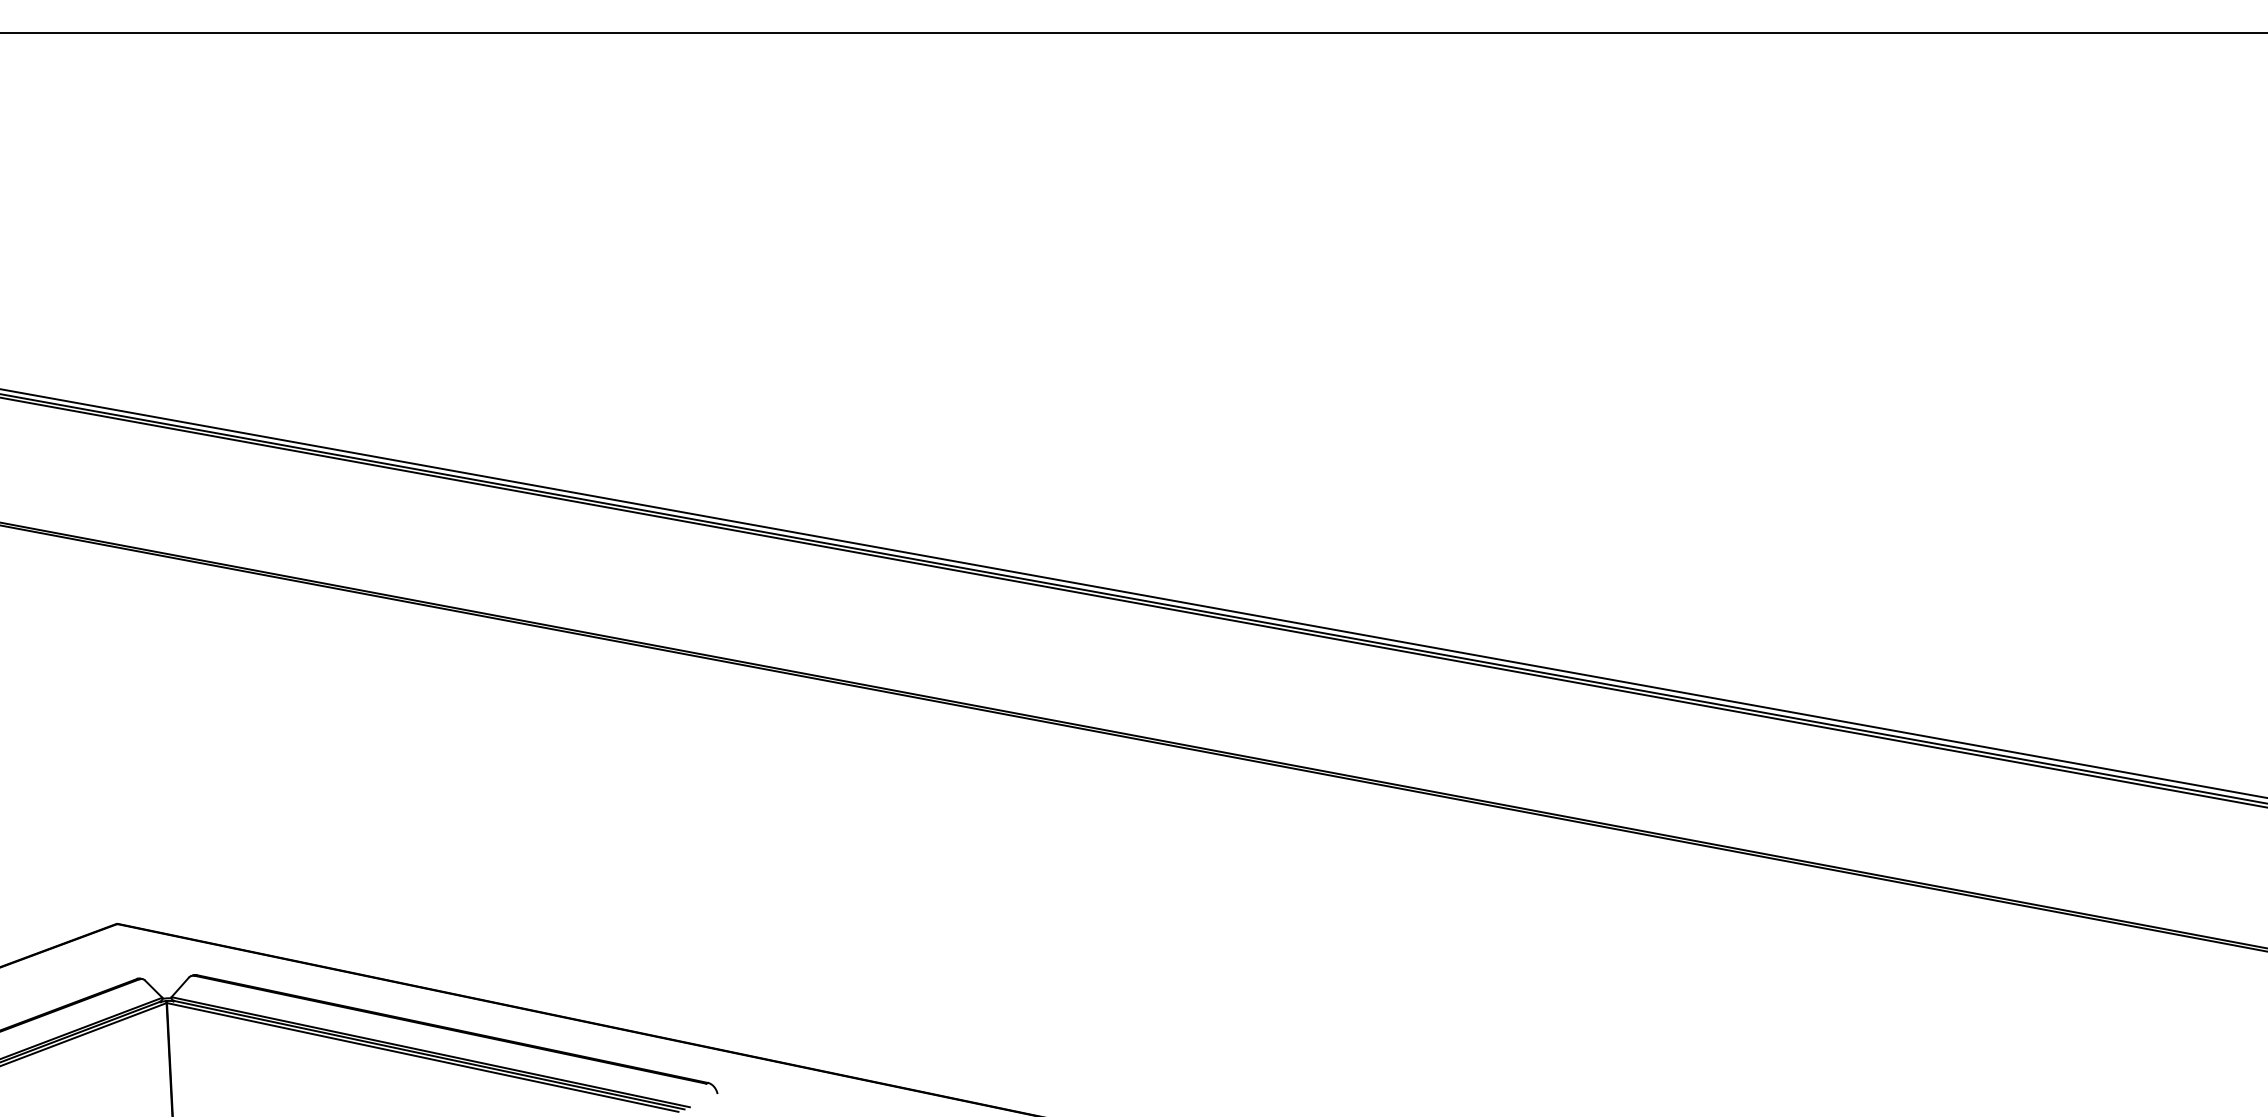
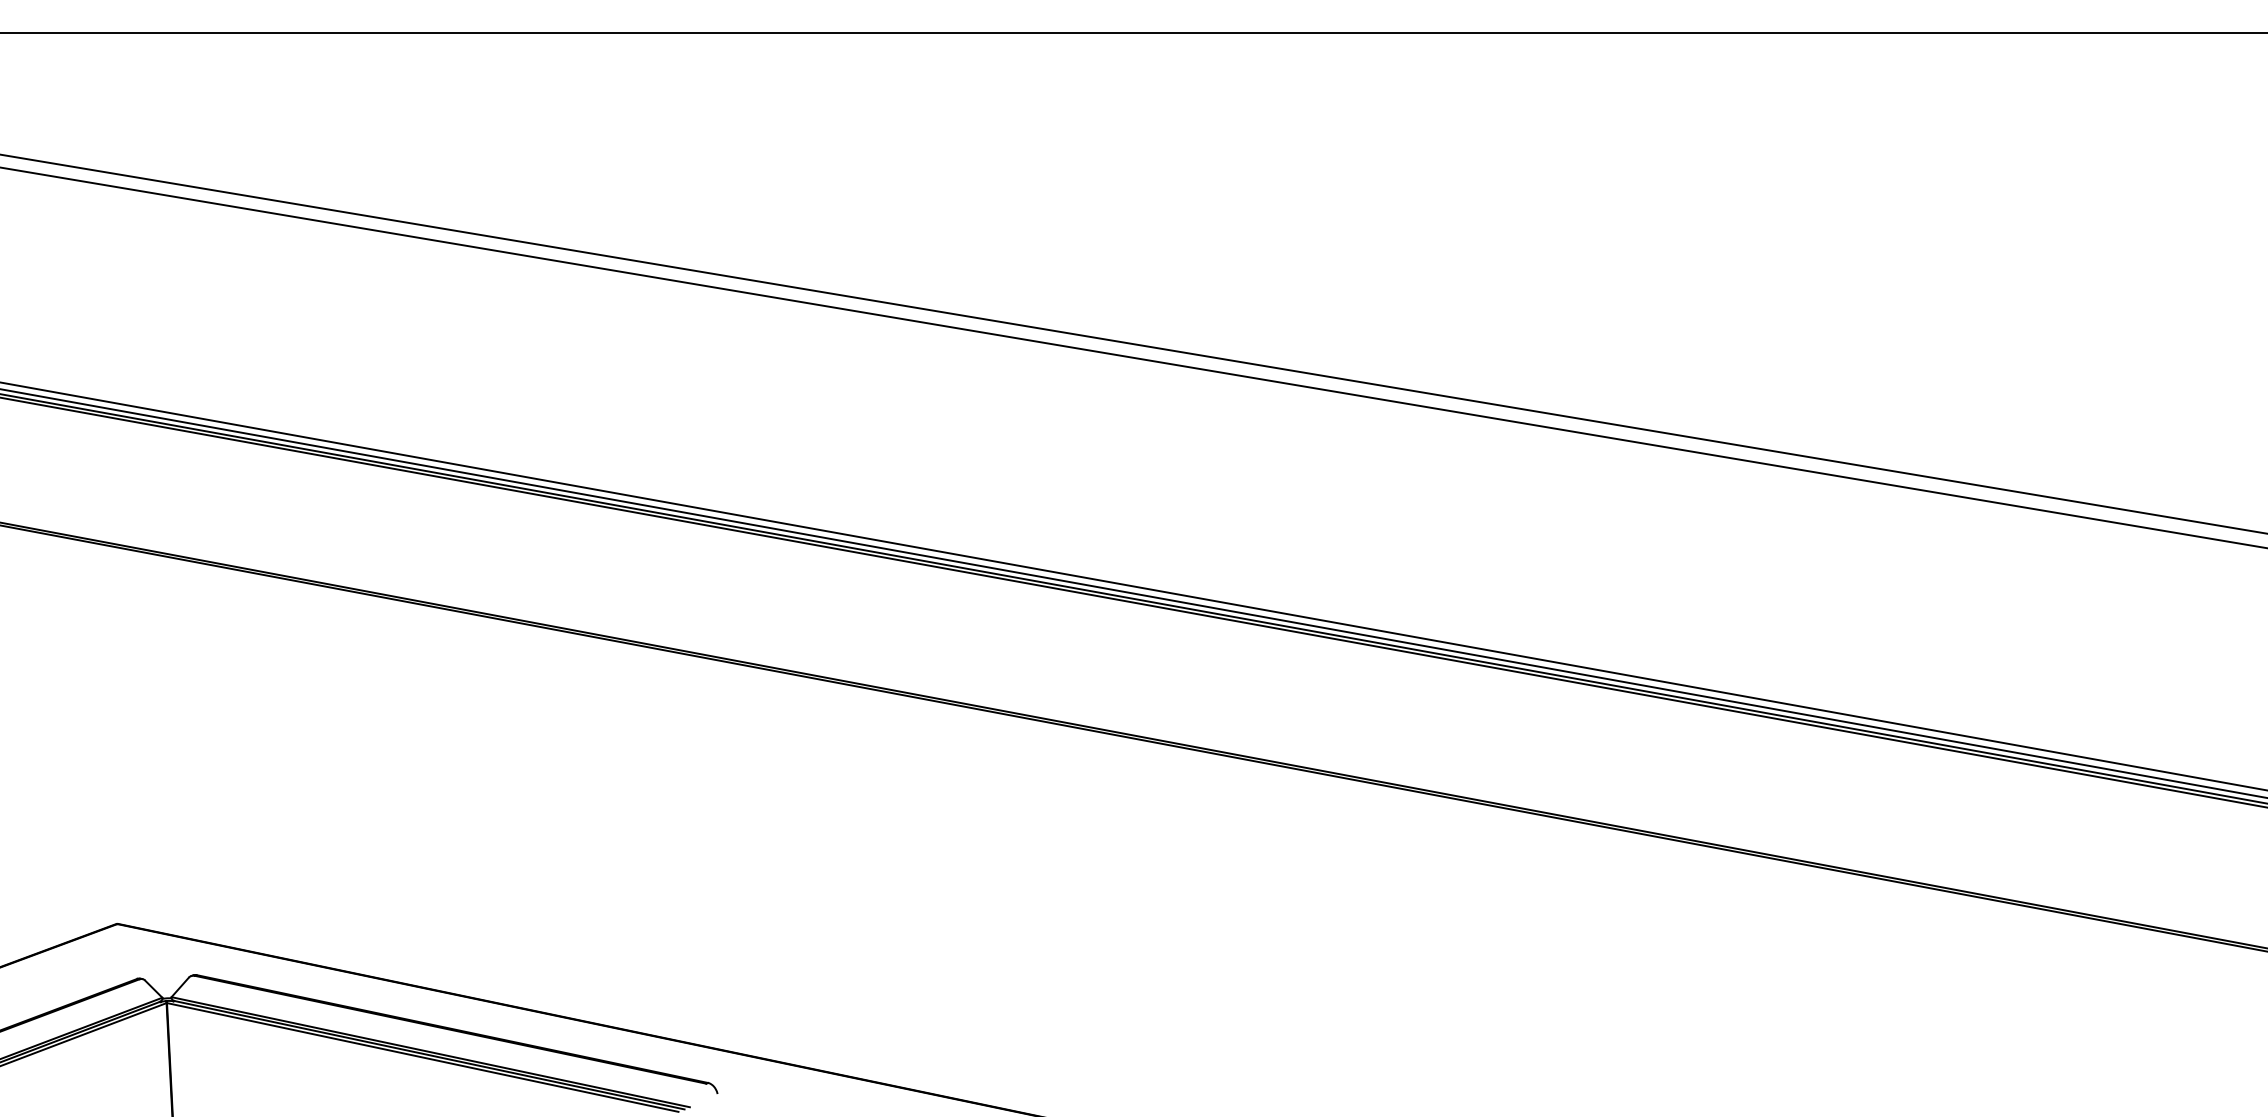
line: none -> present (1133, 343)
line: none -> present (1133, 357)
line: none -> present (1133, 586)
